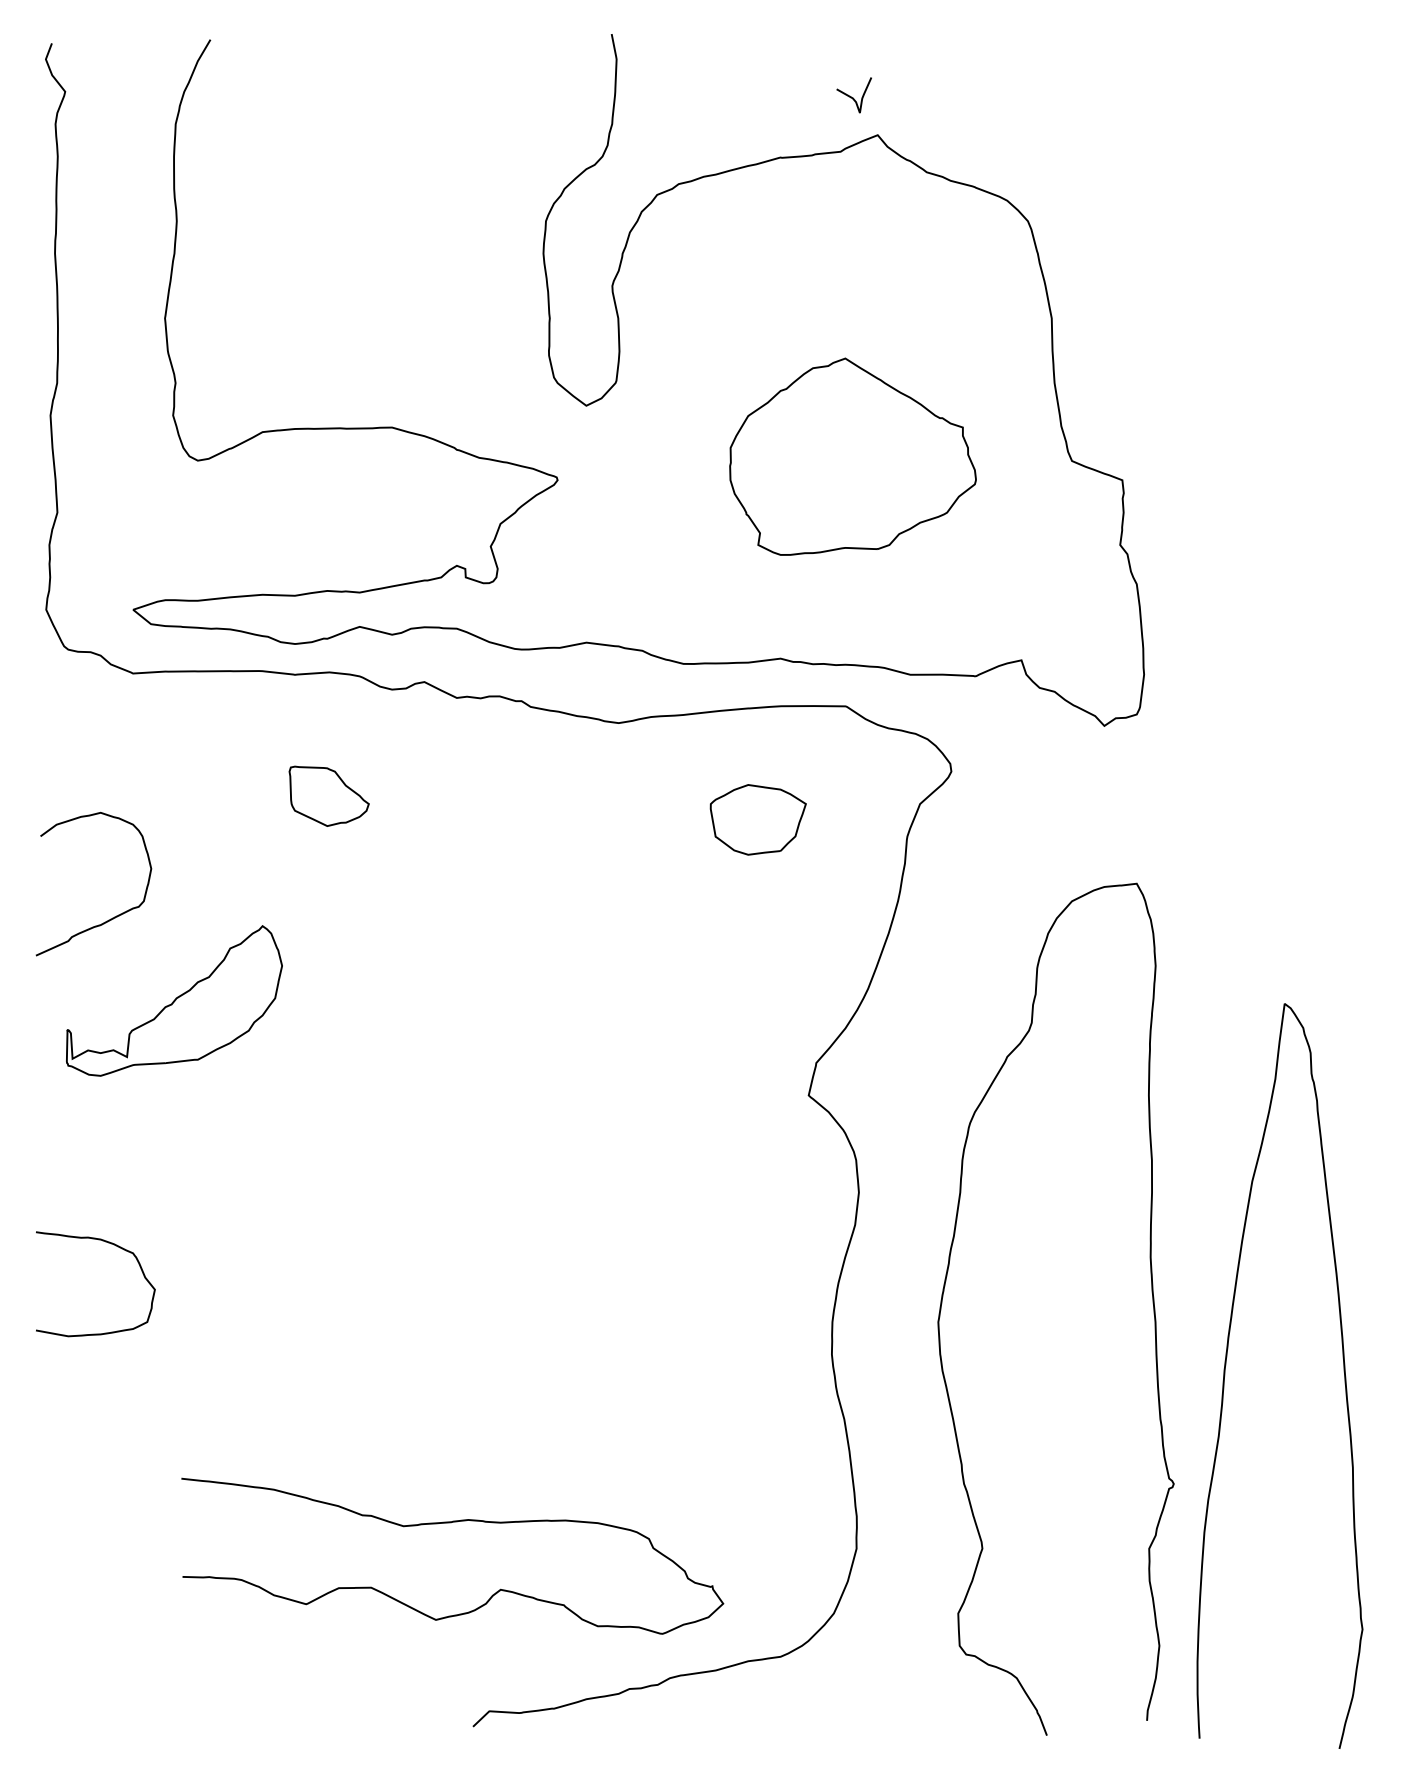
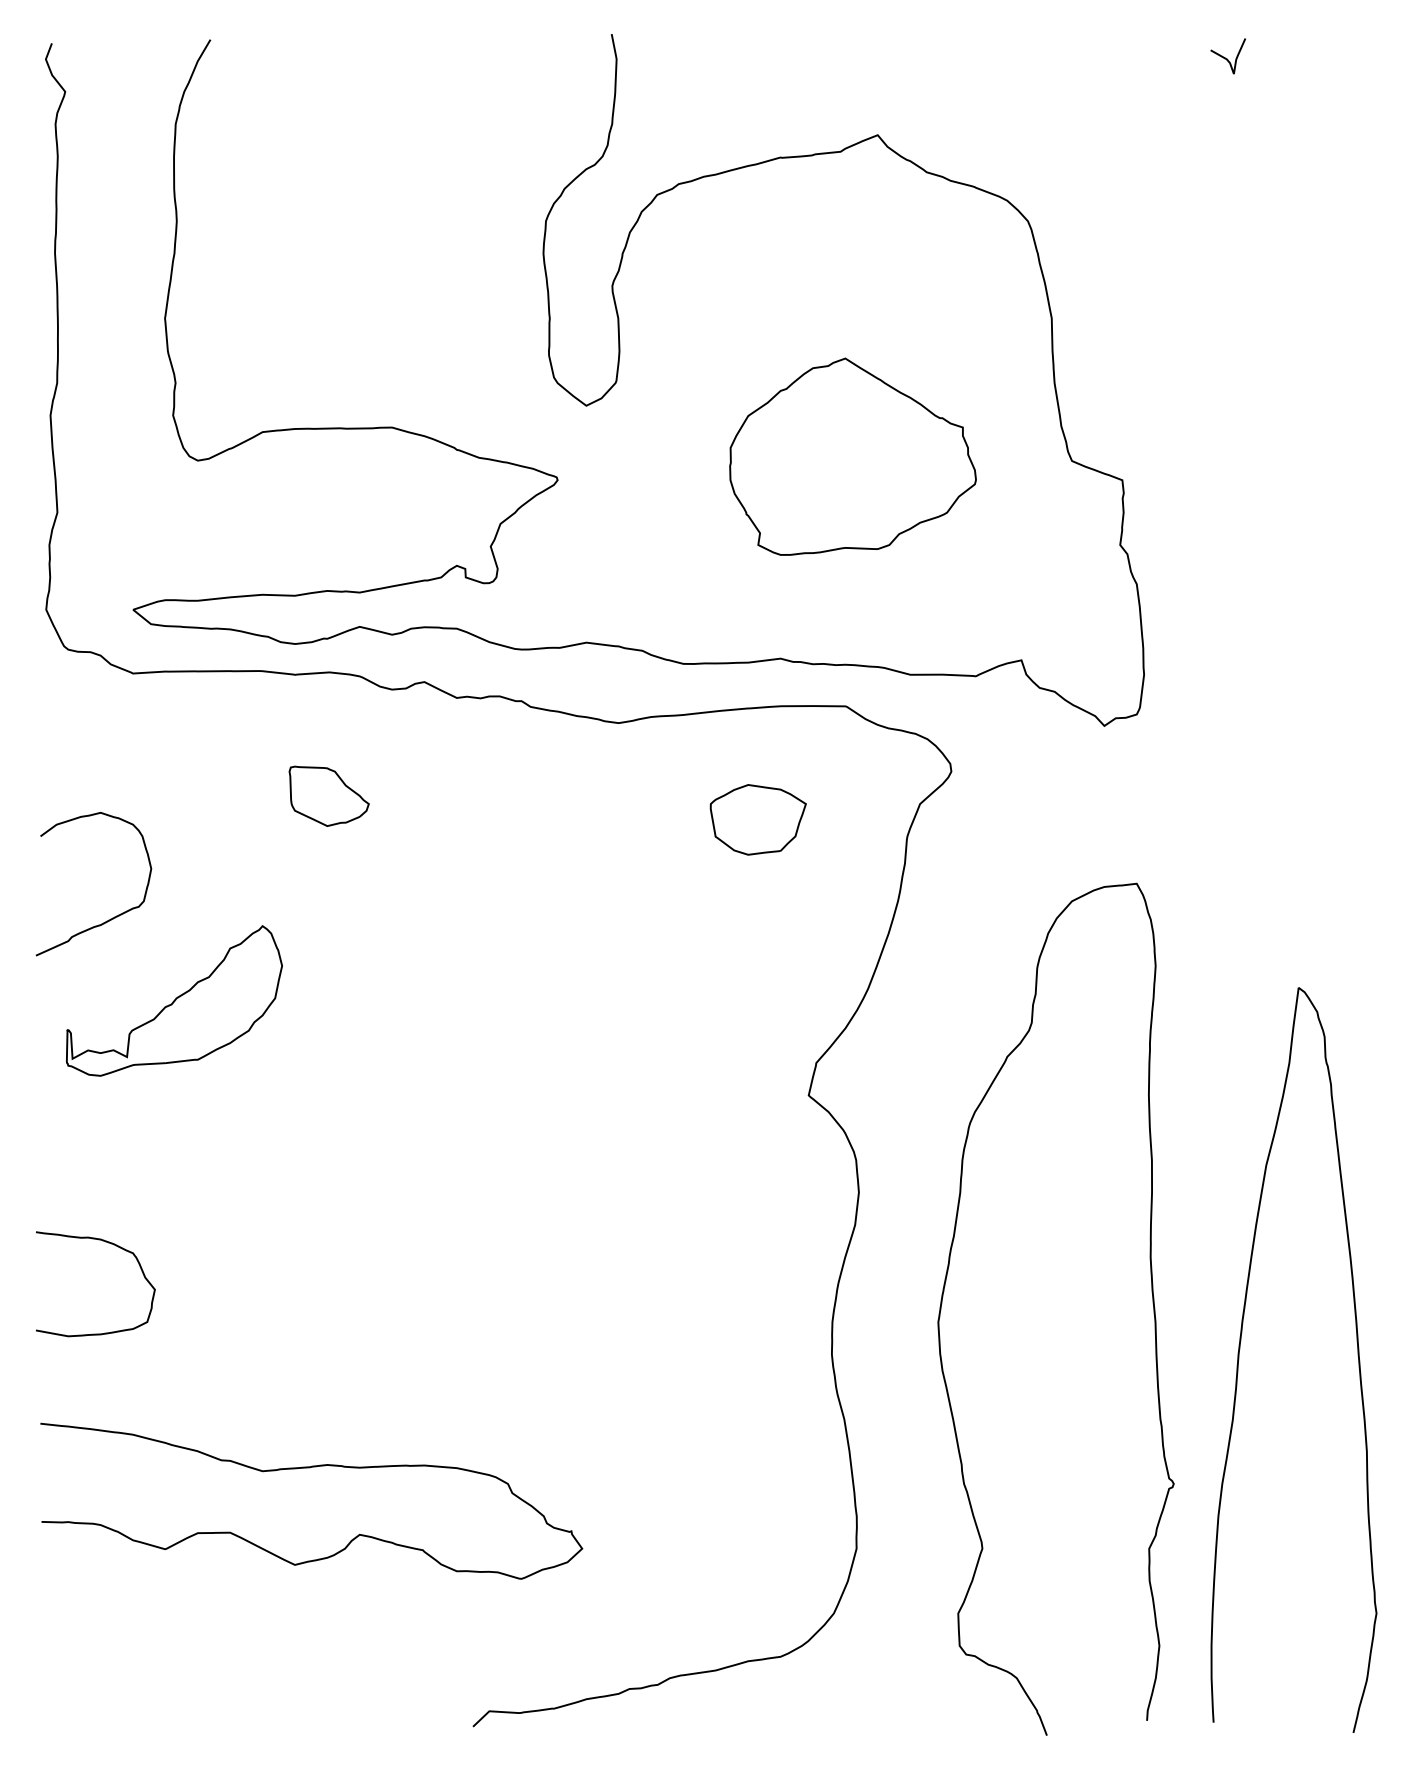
curve position: (853, 97) -> (1227, 58) (1227, 58)
curve position: (1226, 1365) -> (1240, 1349) (1240, 1349)
curve position: (451, 1523) -> (310, 1468) (310, 1468)
